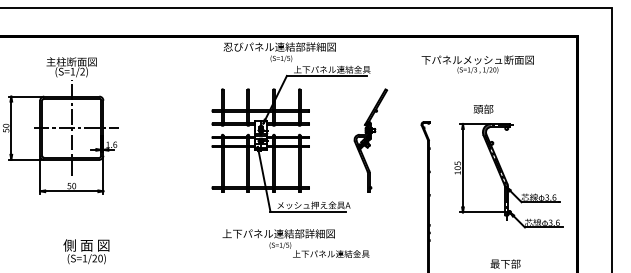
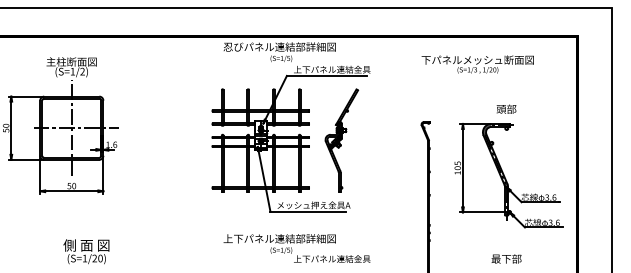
text position: (483, 108) -> (506, 108) (506, 108)
part position: (370, 140) -> (341, 140) (341, 140)
text position: (295, 243) -> (296, 248) (296, 248)
text position: (505, 263) -> (506, 258) (506, 258)
